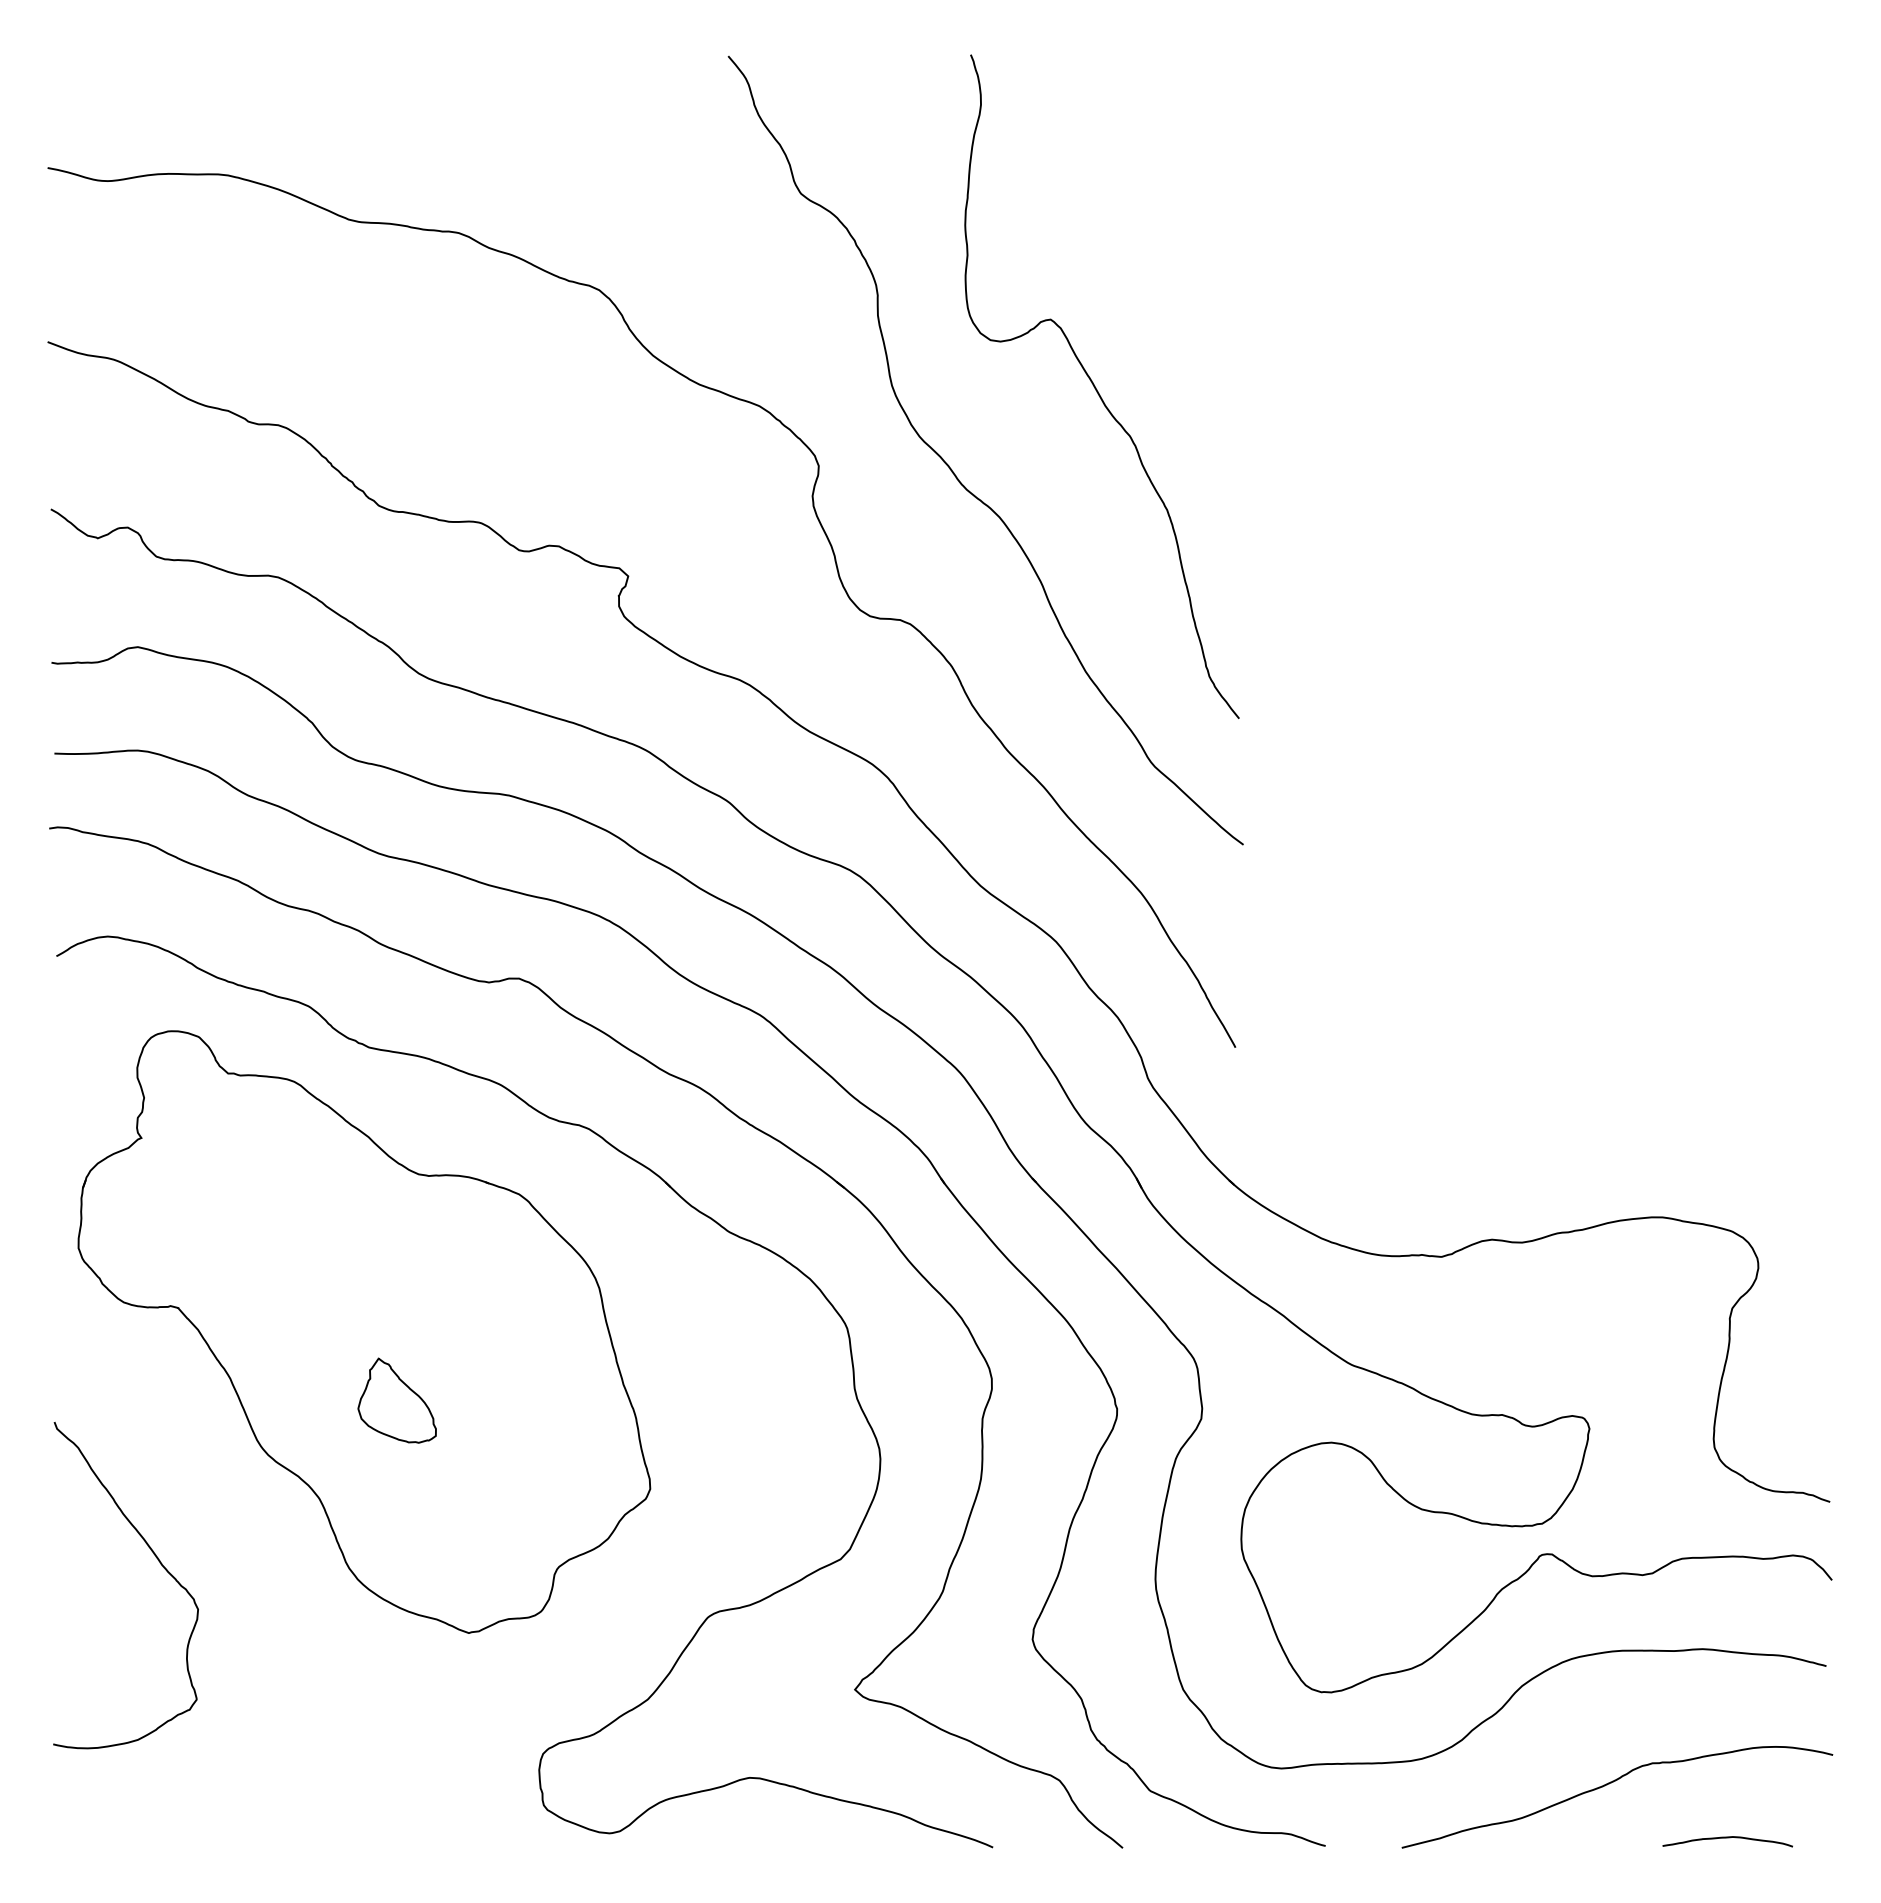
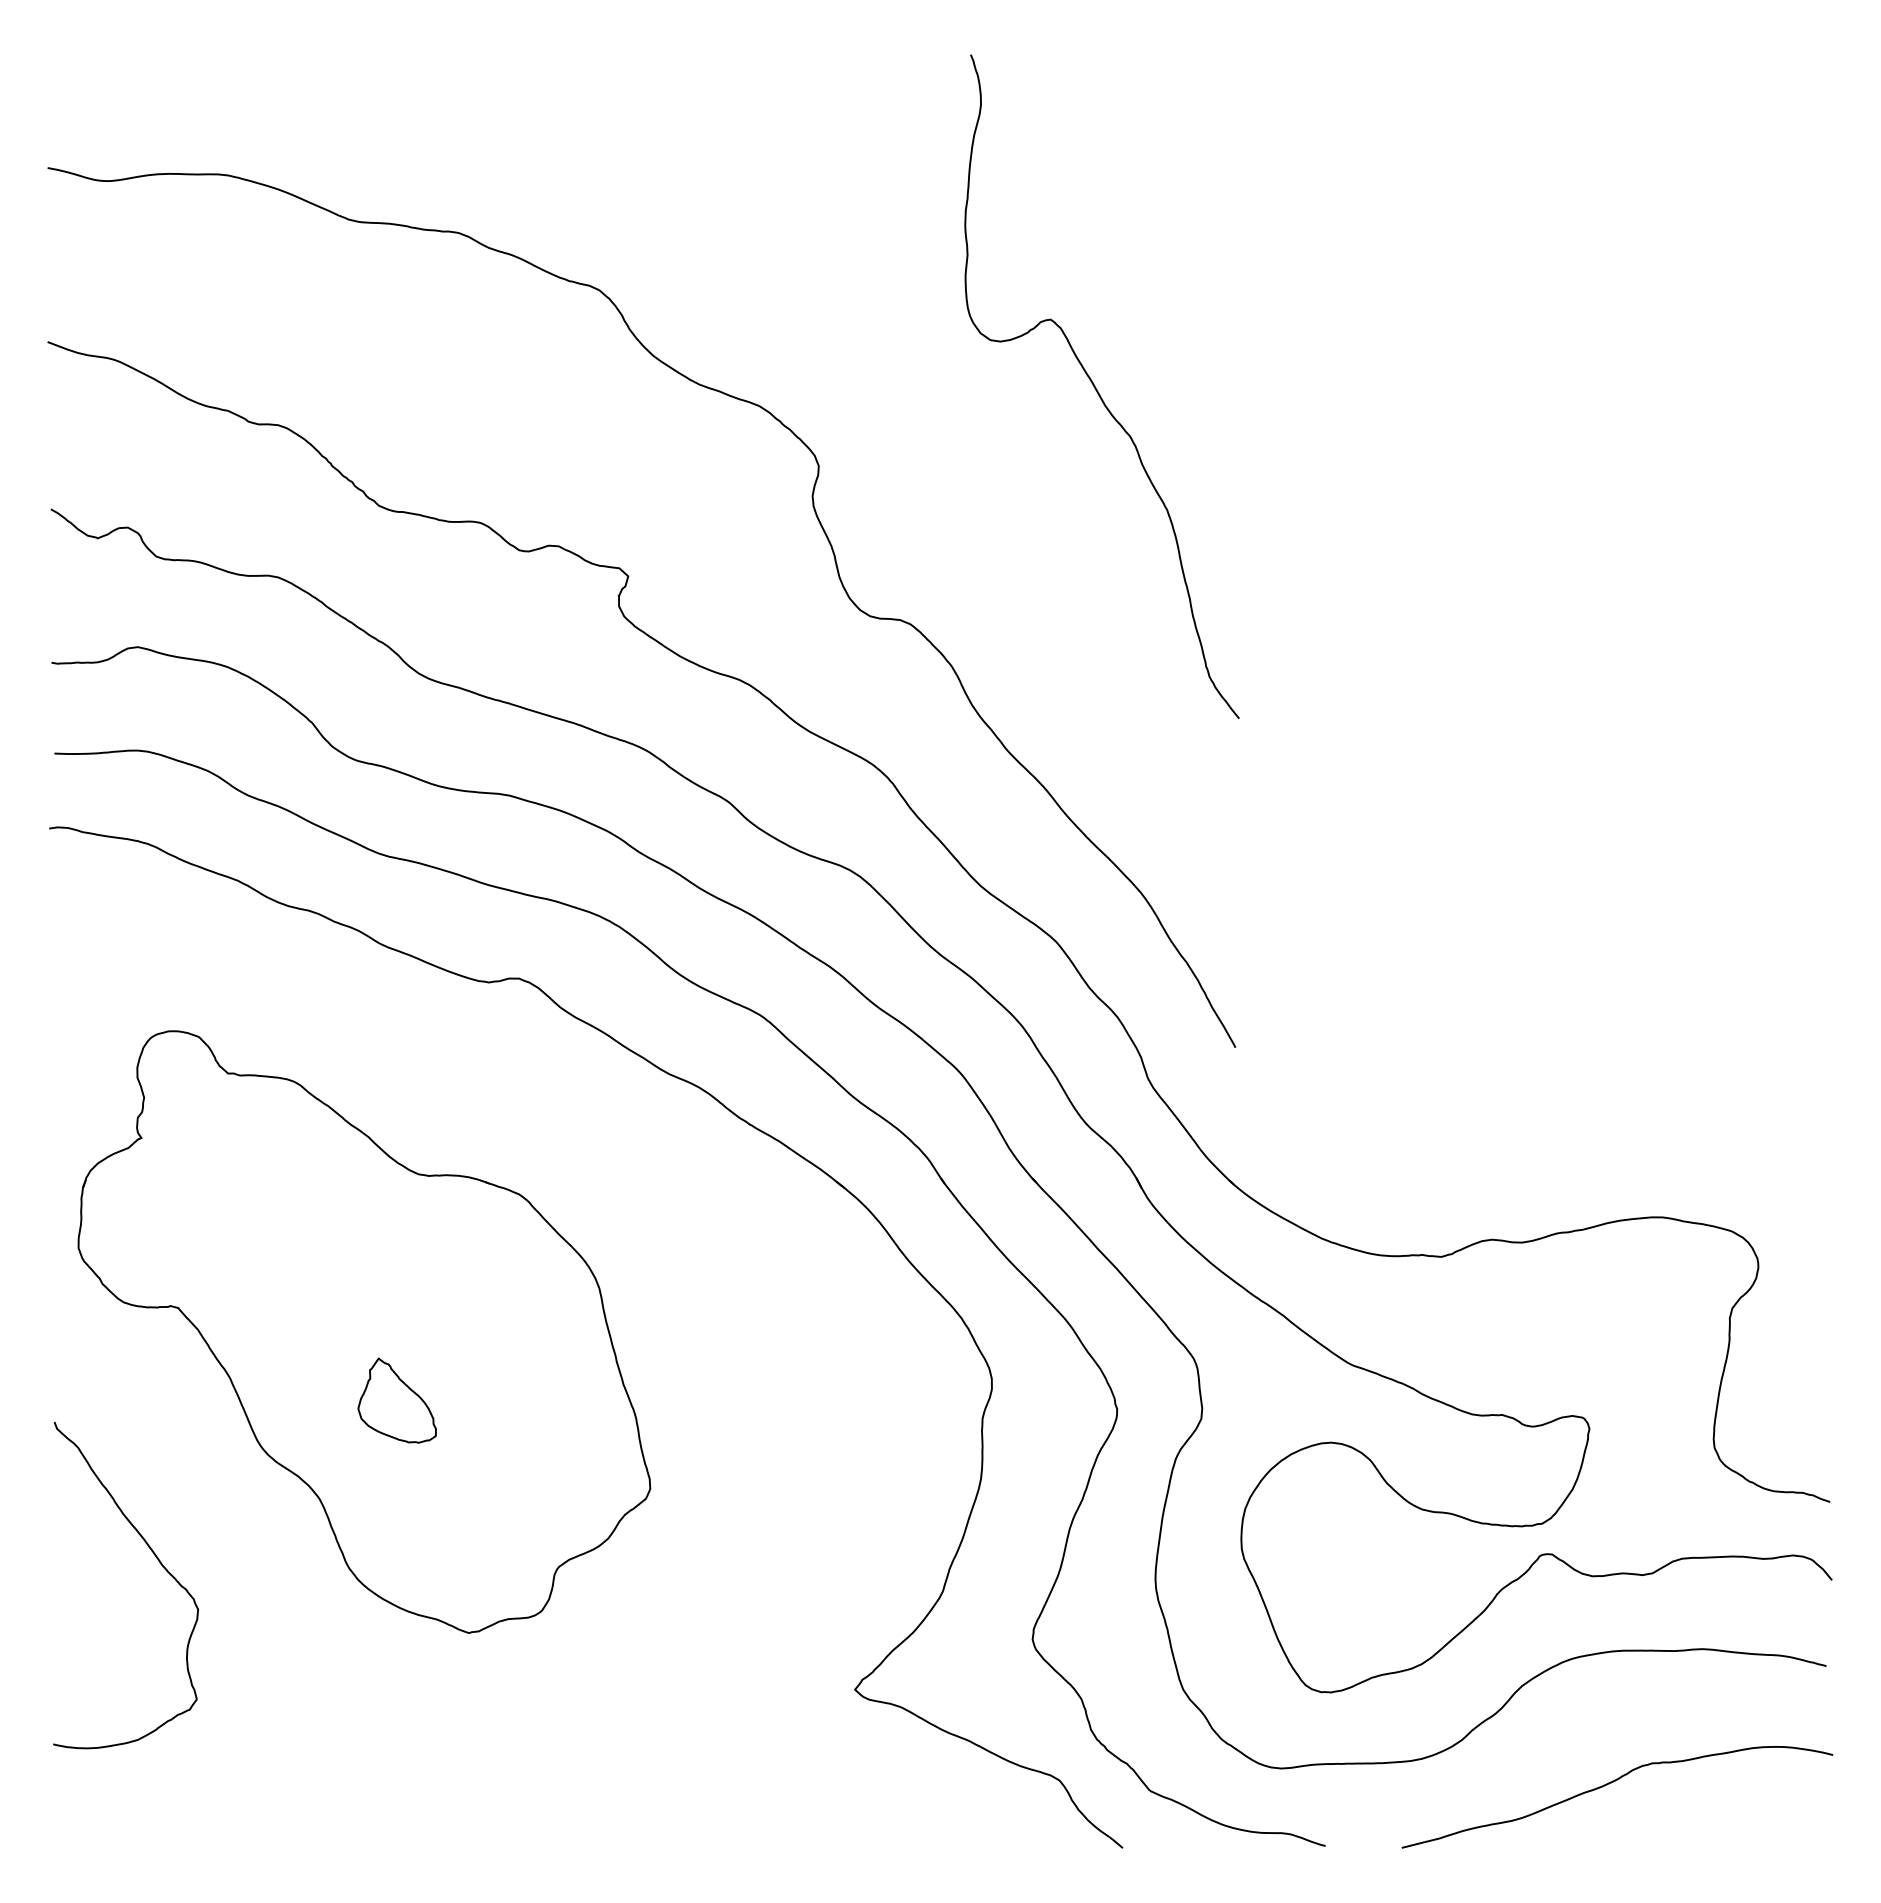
curve: present -> none (954, 472)
part: present -> none (687, 1204)
curve: present -> none (1727, 1838)
